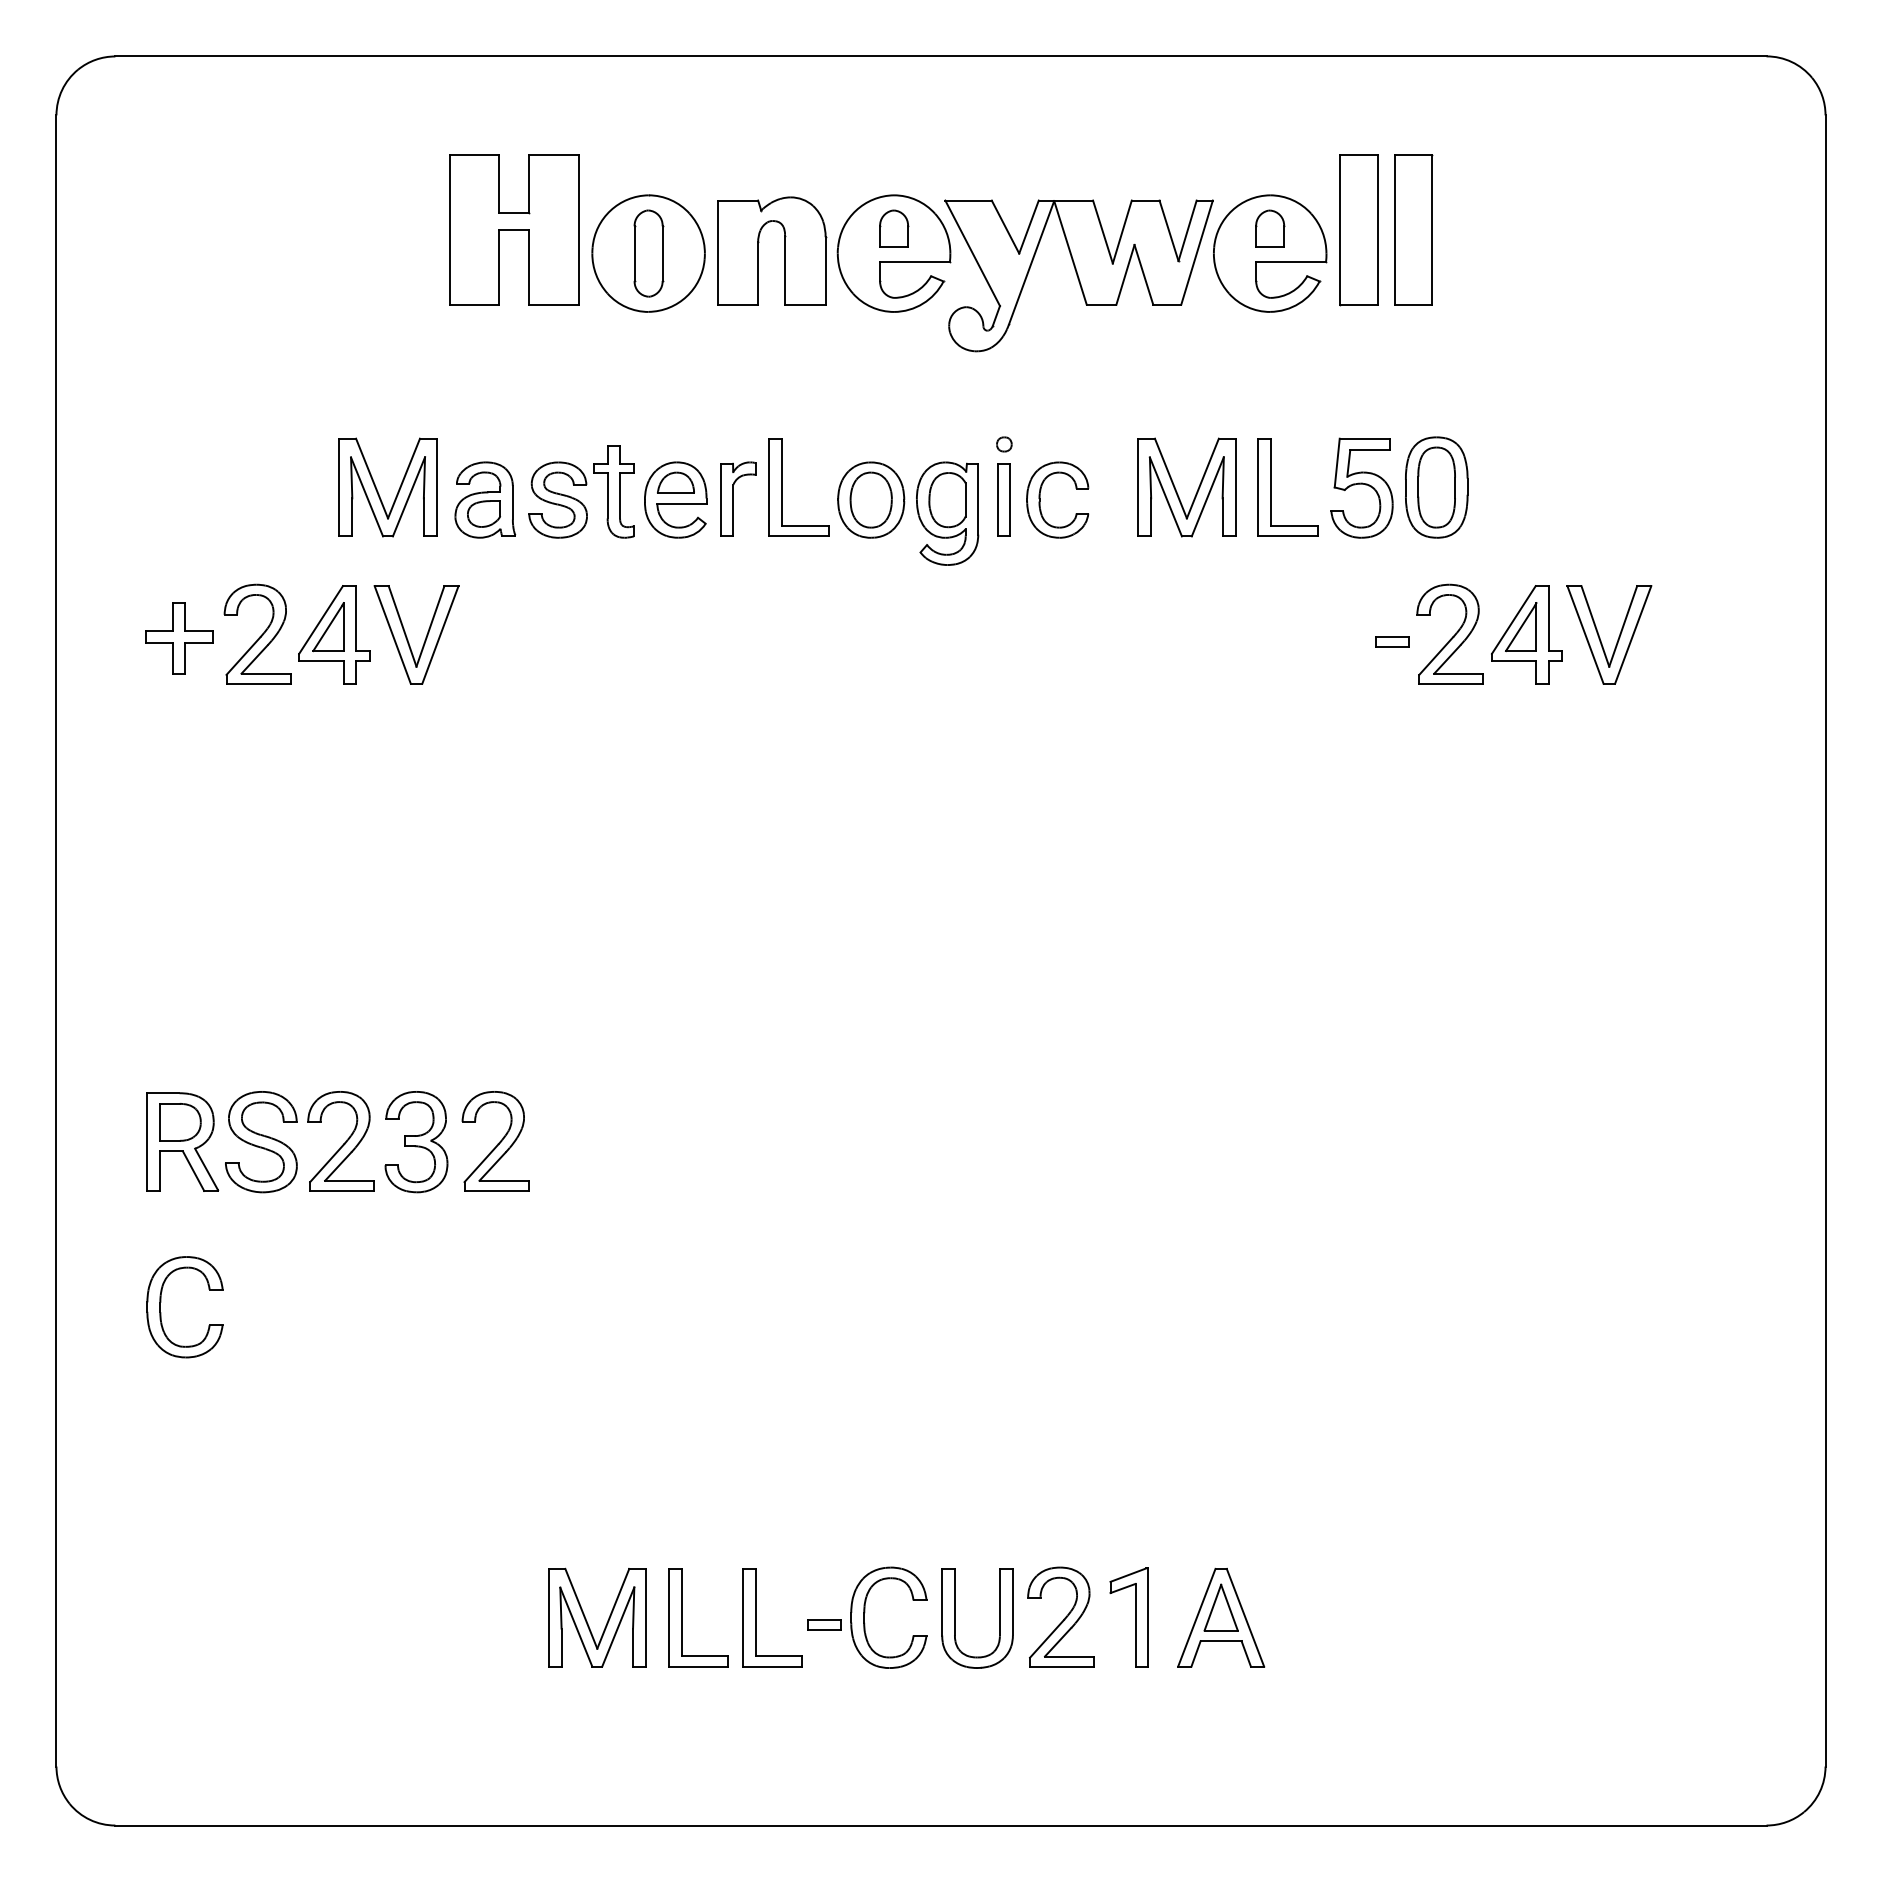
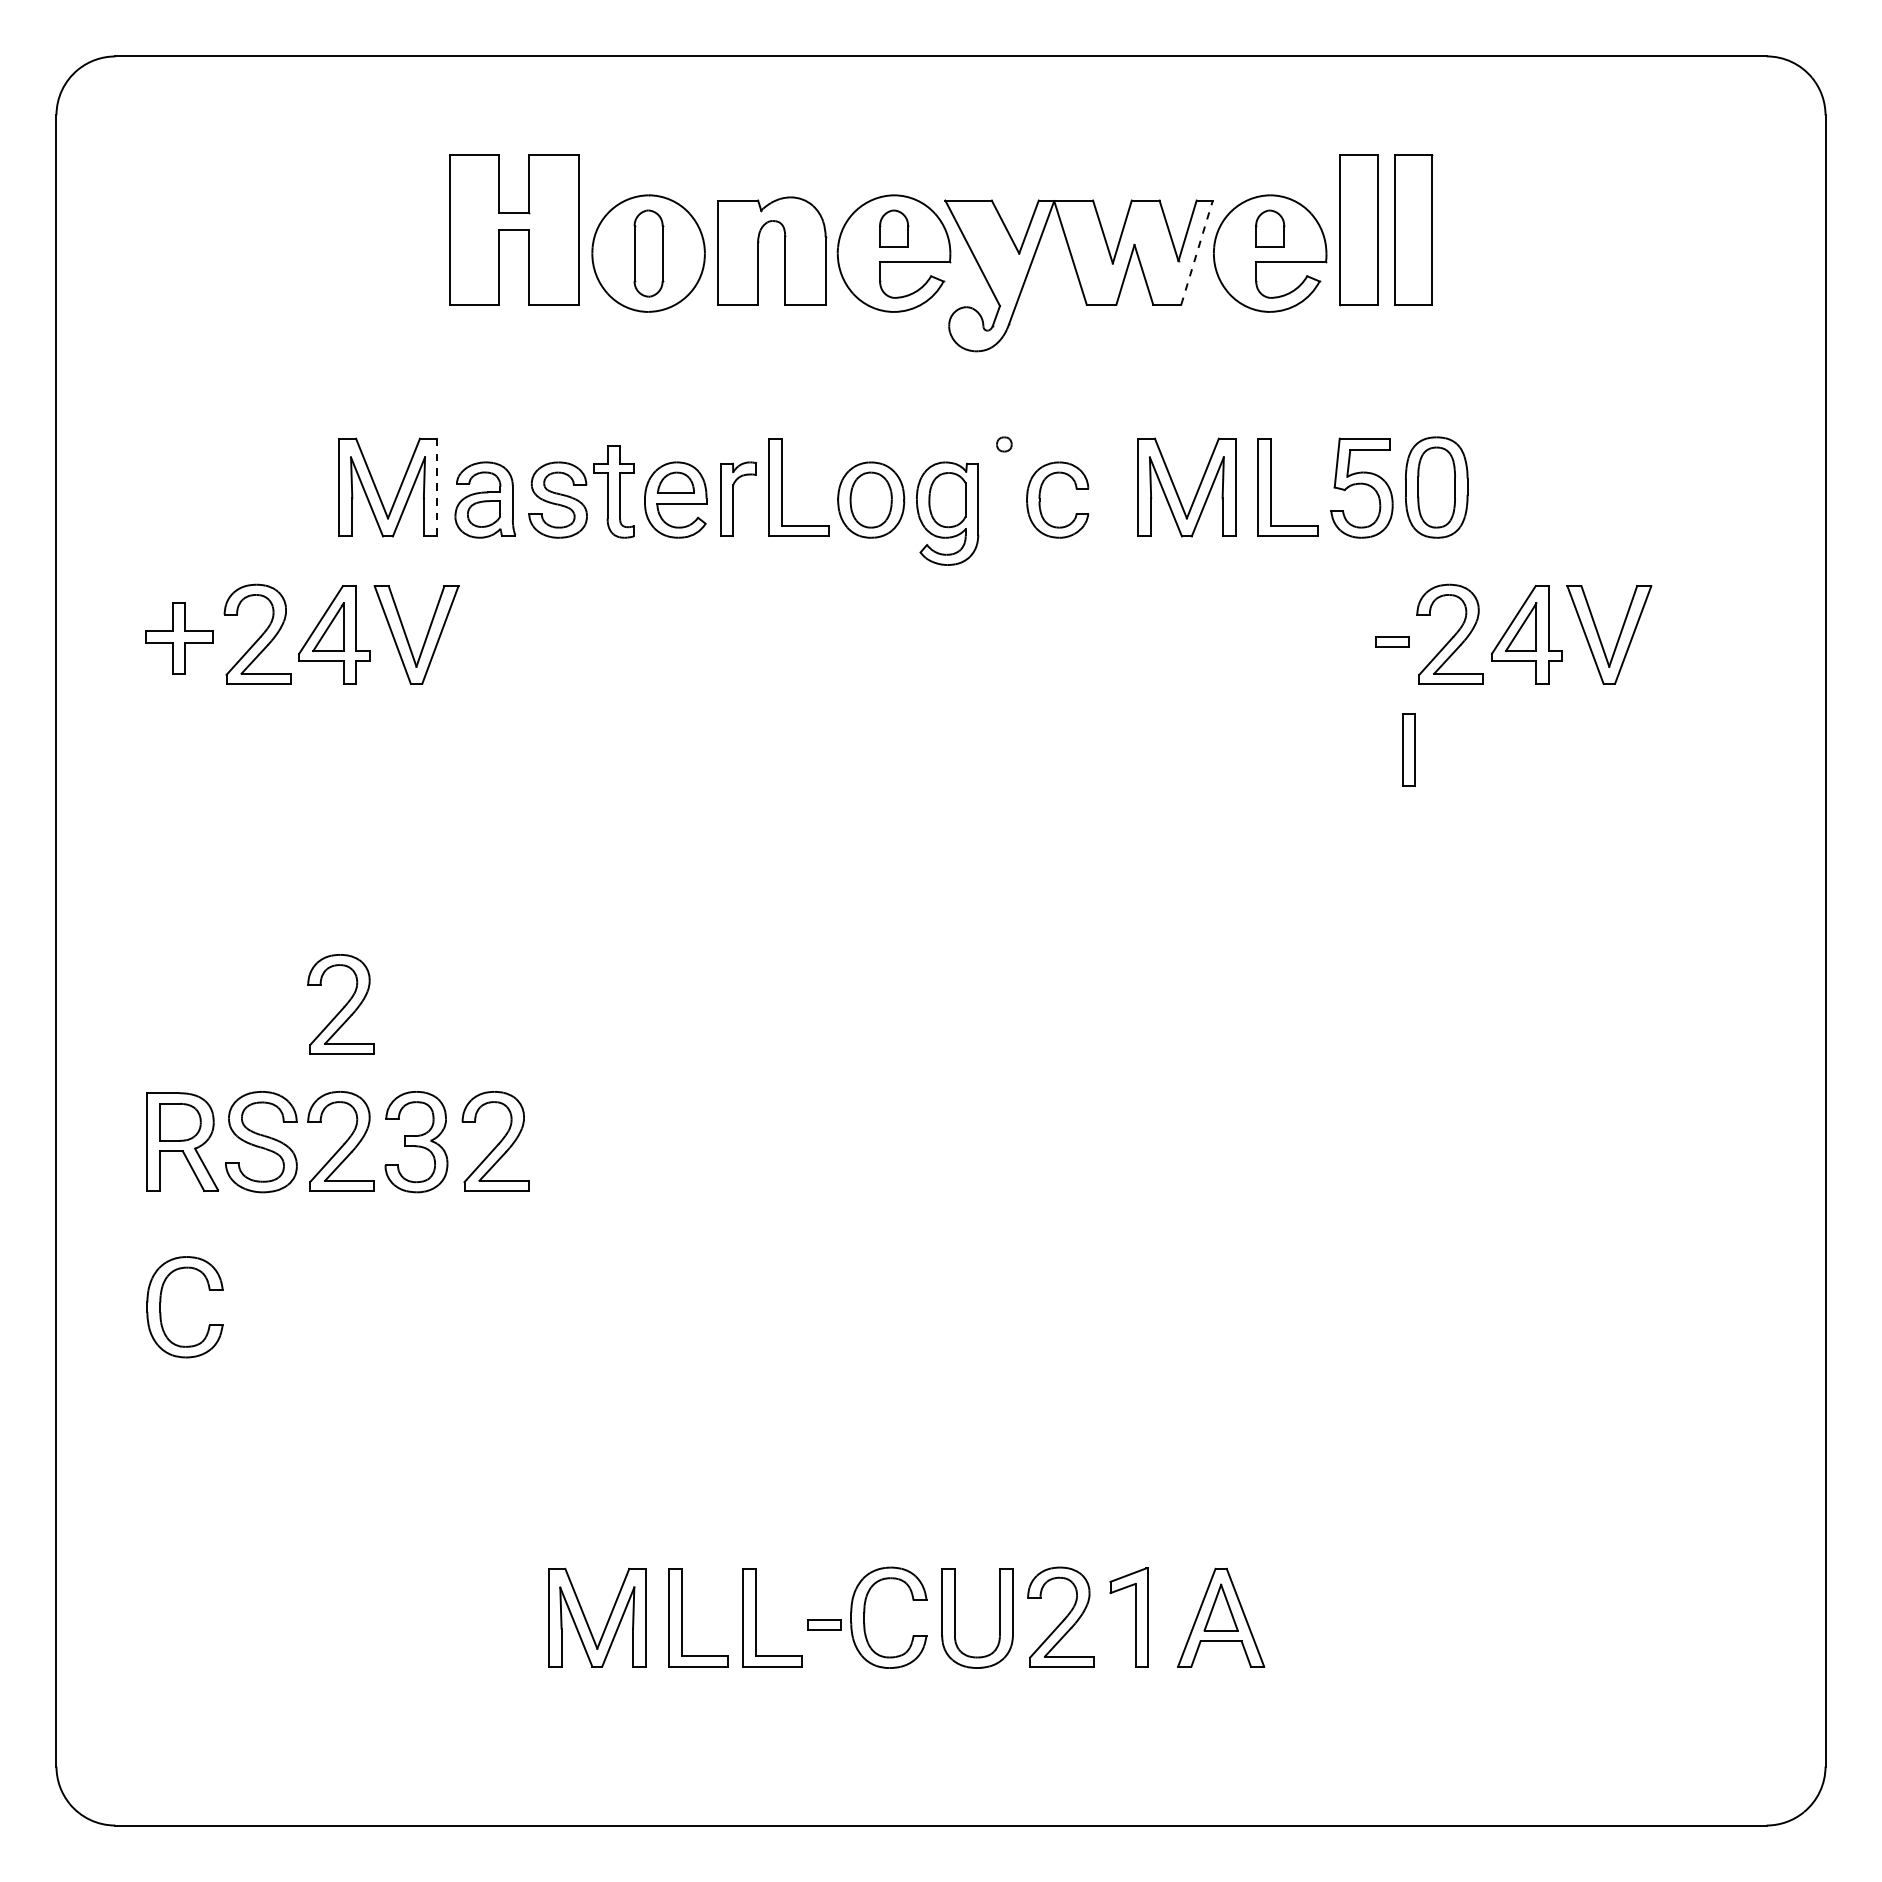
line: solid -> dashed (1197, 252)
line: solid -> dashed (436, 487)
part position: (1003, 499) -> (1408, 749) (1408, 749)
part: none -> present (340, 1004)
